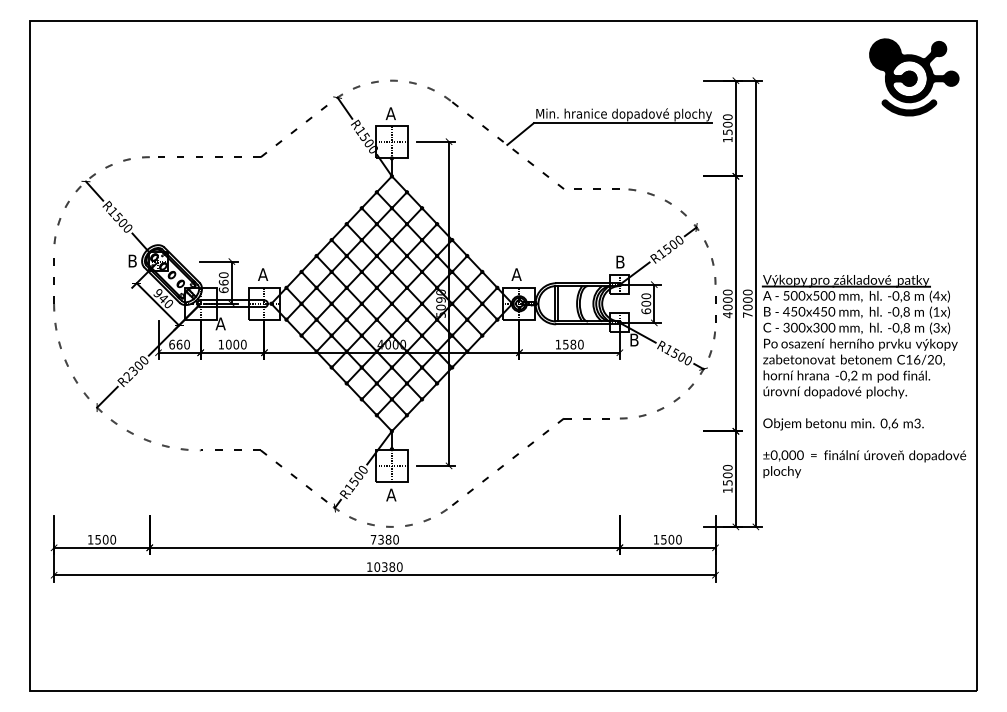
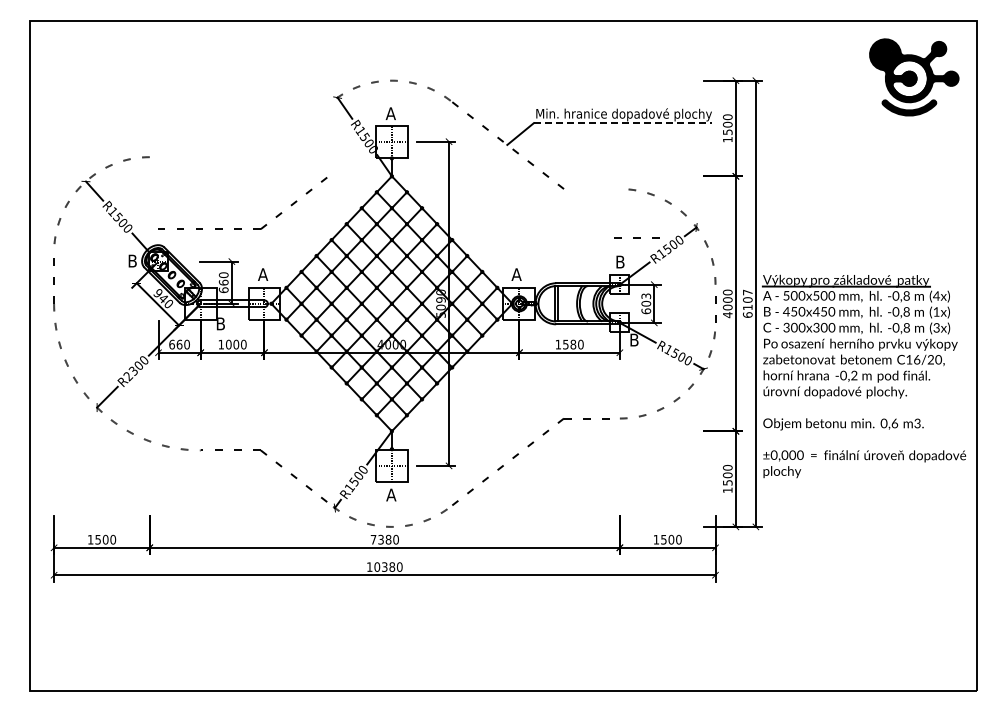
line: solid -> dashed (622, 123)
part position: (241, 156) -> (241, 228) (241, 228)
line position: (596, 188) -> (636, 237) (636, 237)
text: 600 -> 603 (646, 296)
text: 7000 -> 6107 (747, 303)
text: A -> B (220, 323)
